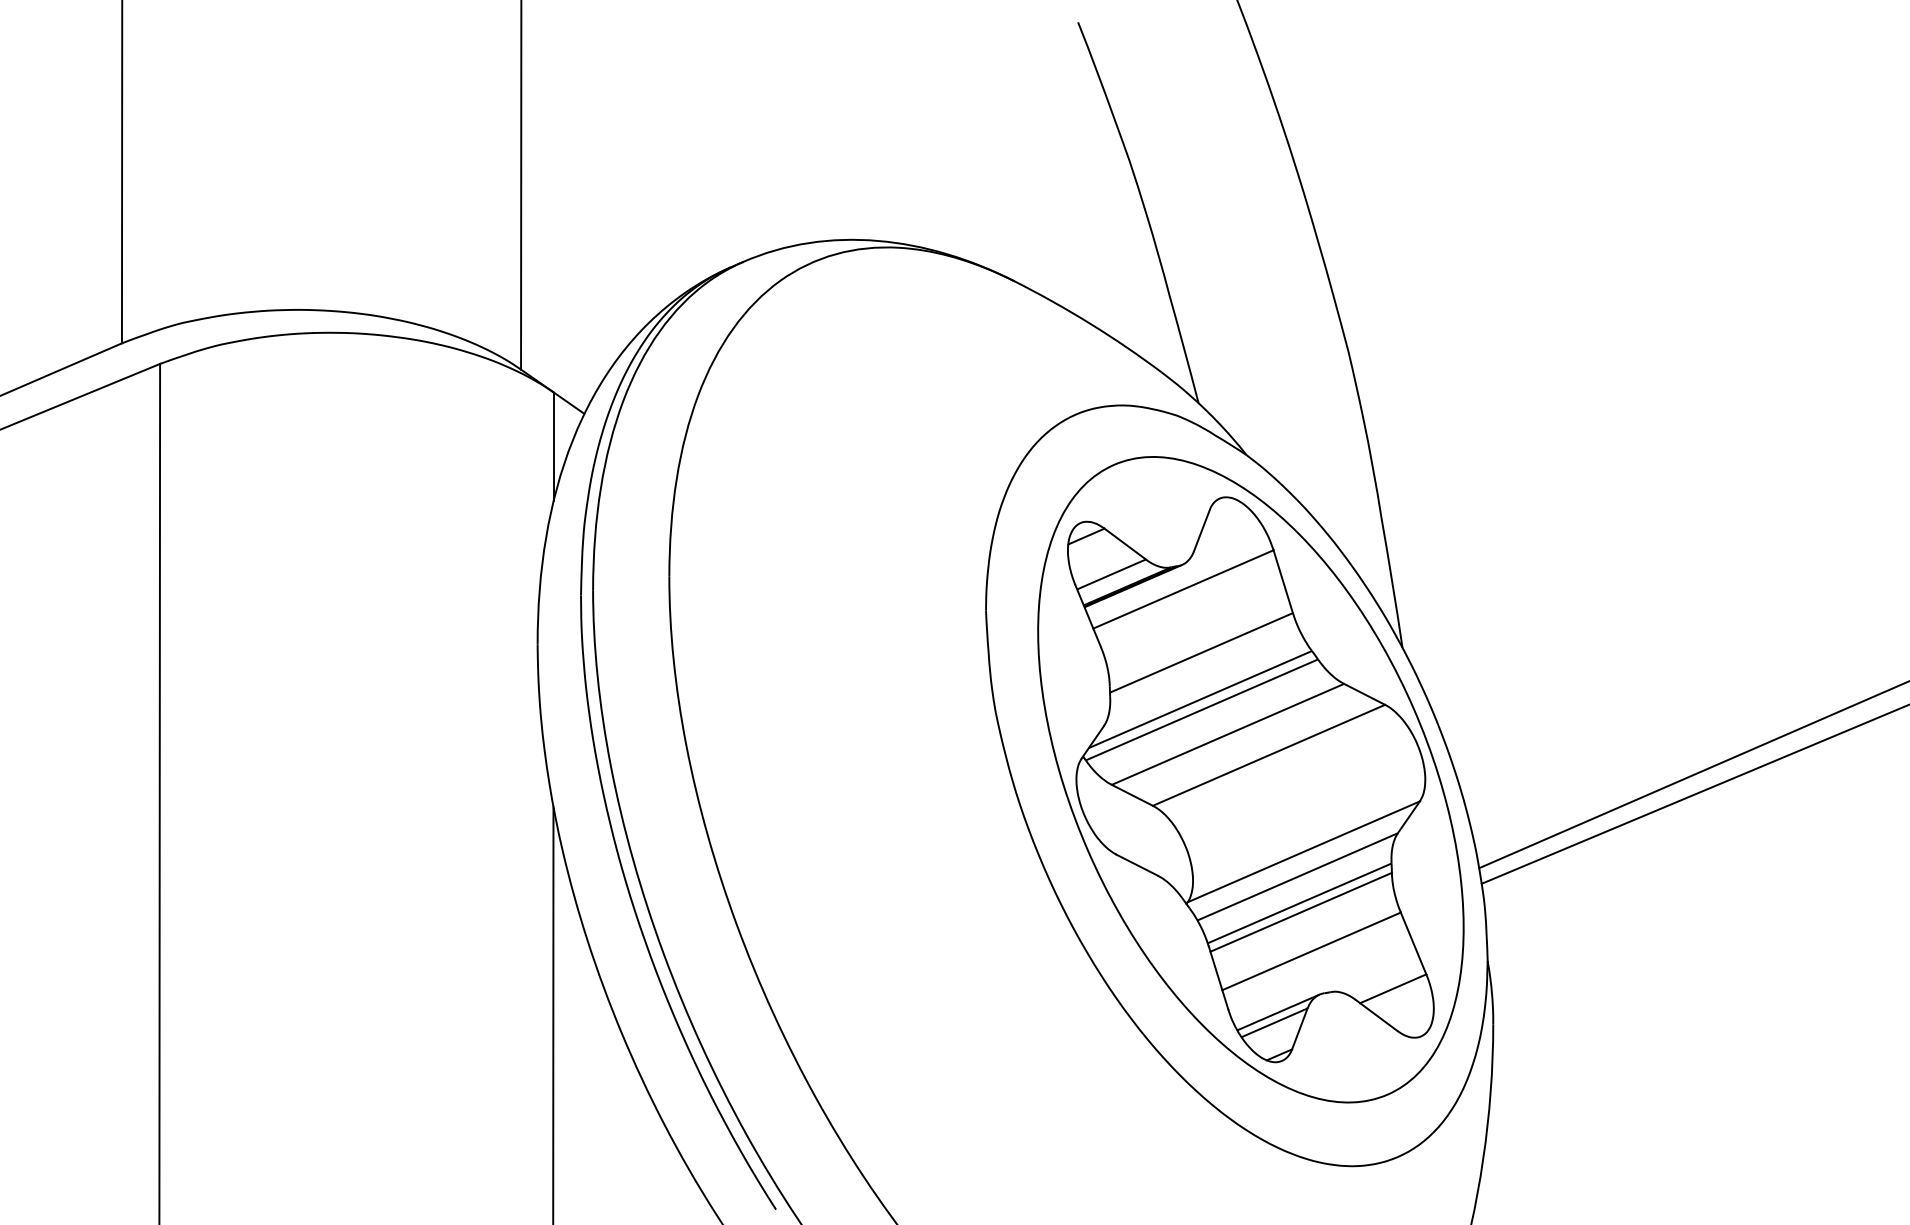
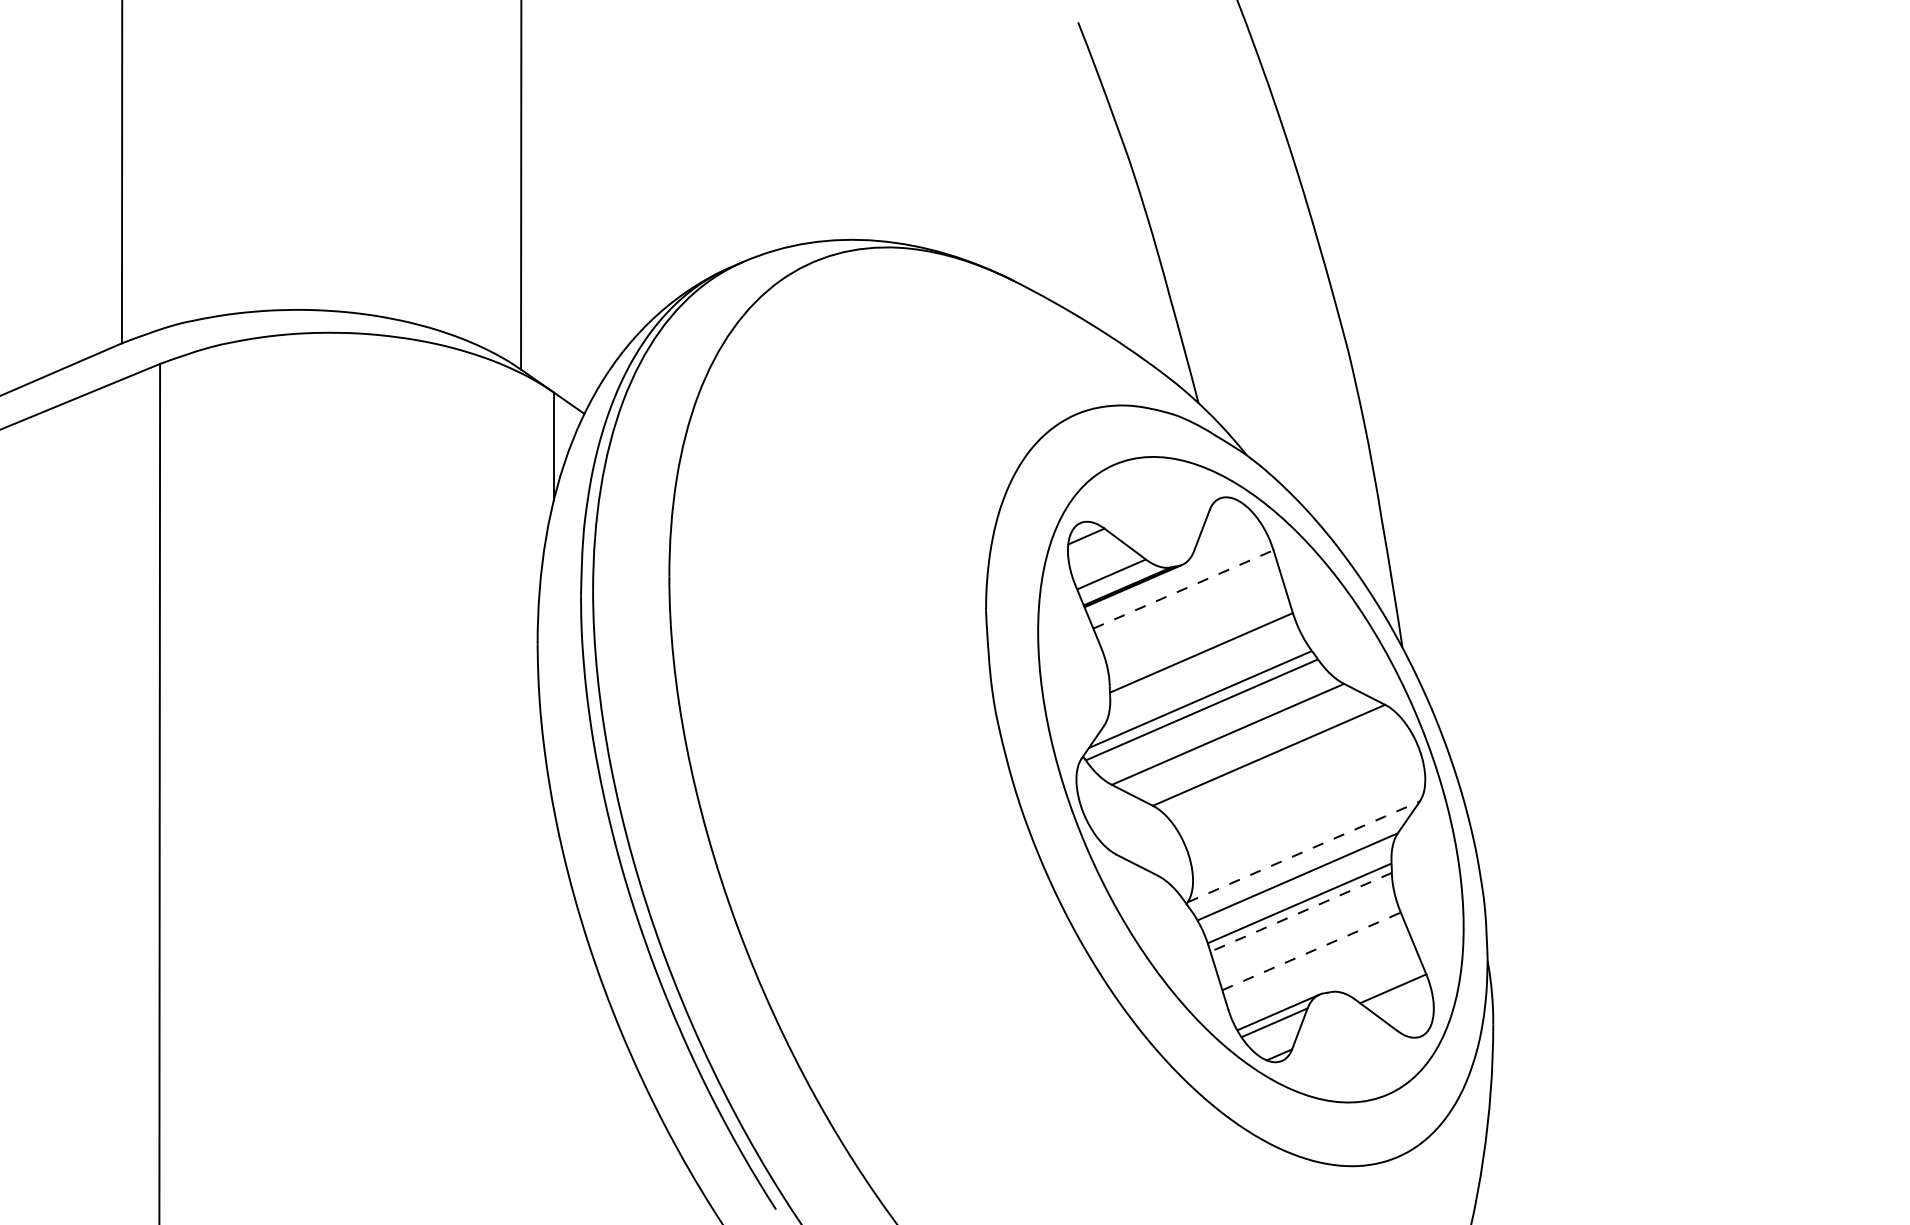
line: solid -> dashed (1183, 589)
line: present -> none (1692, 775)
line: present -> none (1693, 794)
line: solid -> dashed (1303, 851)
line: solid -> dashed (1301, 912)
line: solid -> dashed (1312, 951)
line: present -> none (553, 1014)
